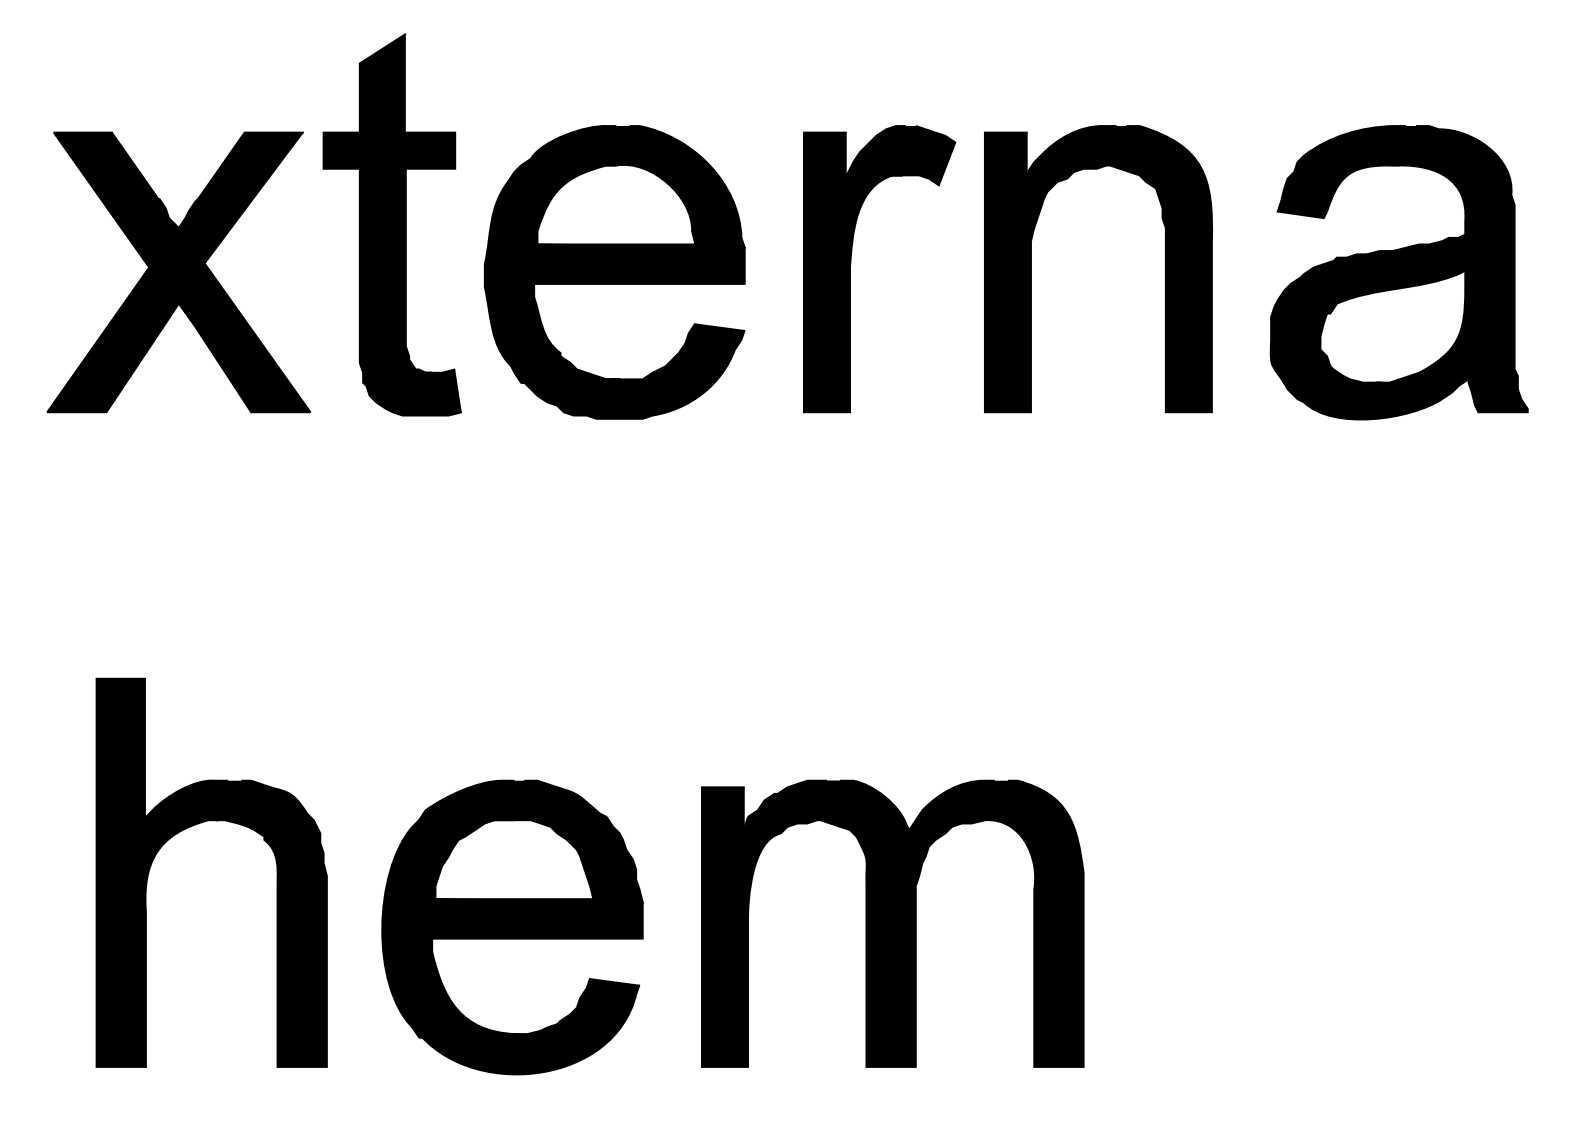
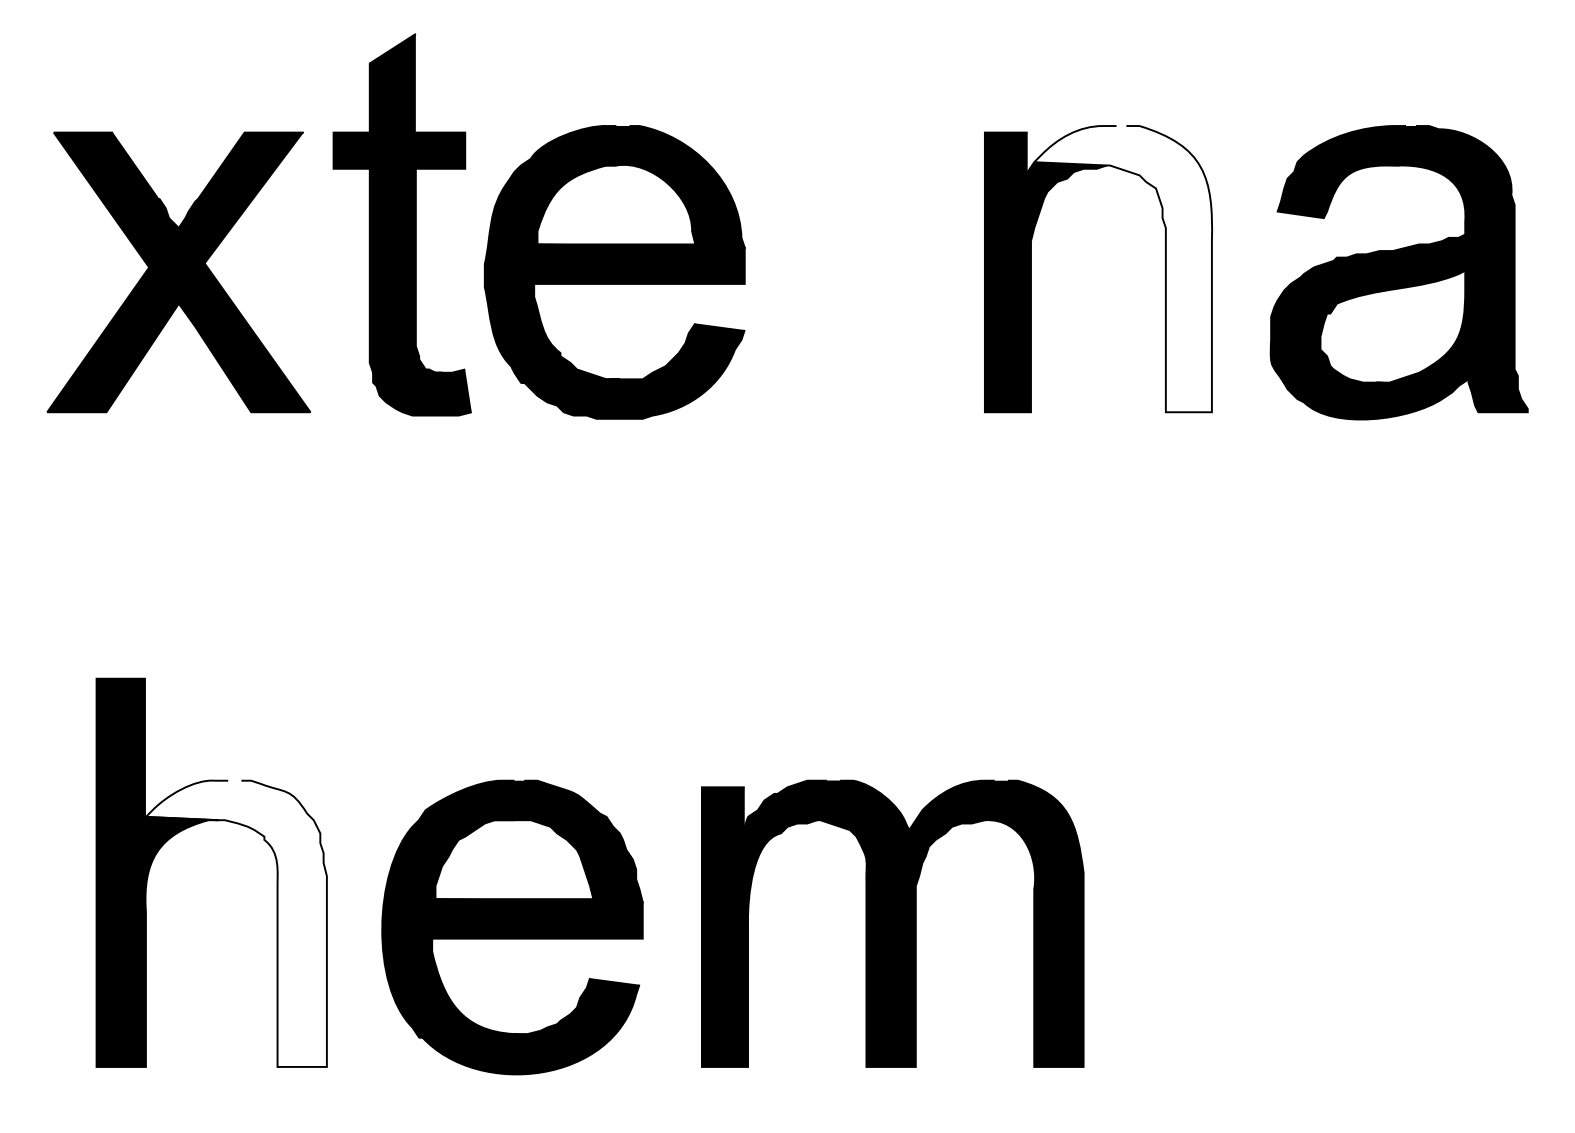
part position: (391, 224) -> (401, 224) (401, 224)
part: present -> none (851, 264)
fill: present -> none (1123, 269)
fill: present -> none (235, 923)
